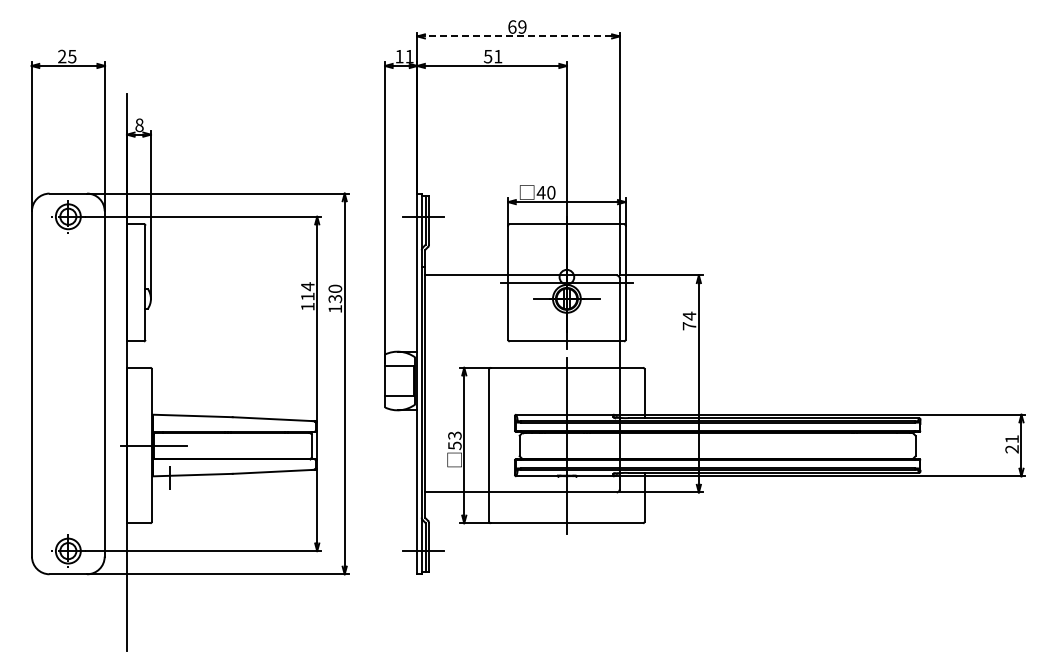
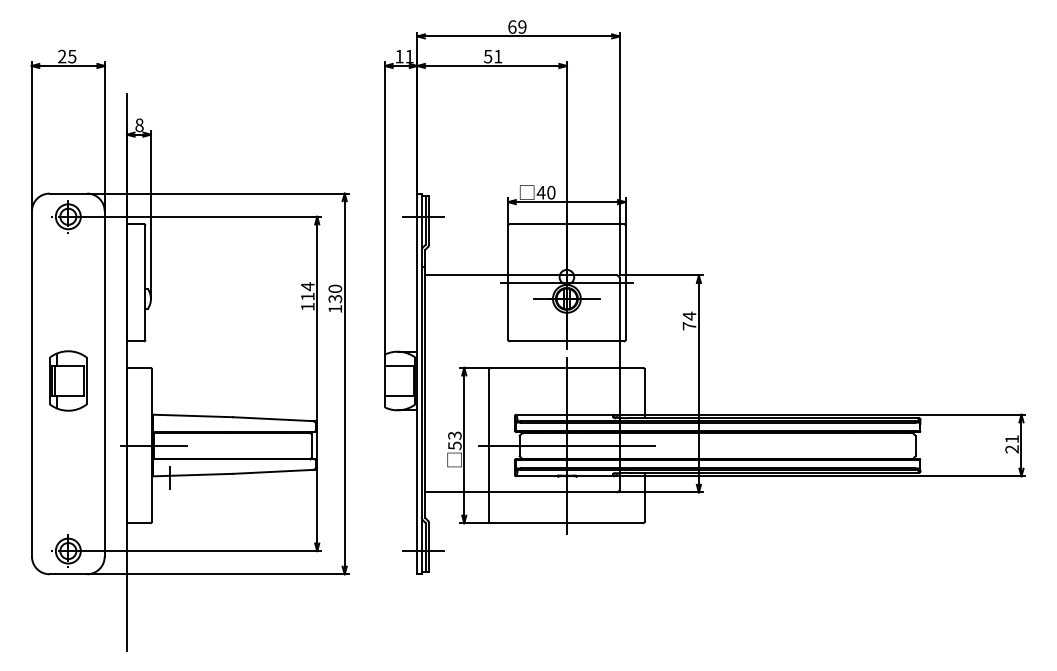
line: dashed -> solid (518, 36)
part: none -> present (68, 380)
line: none -> present (566, 445)
